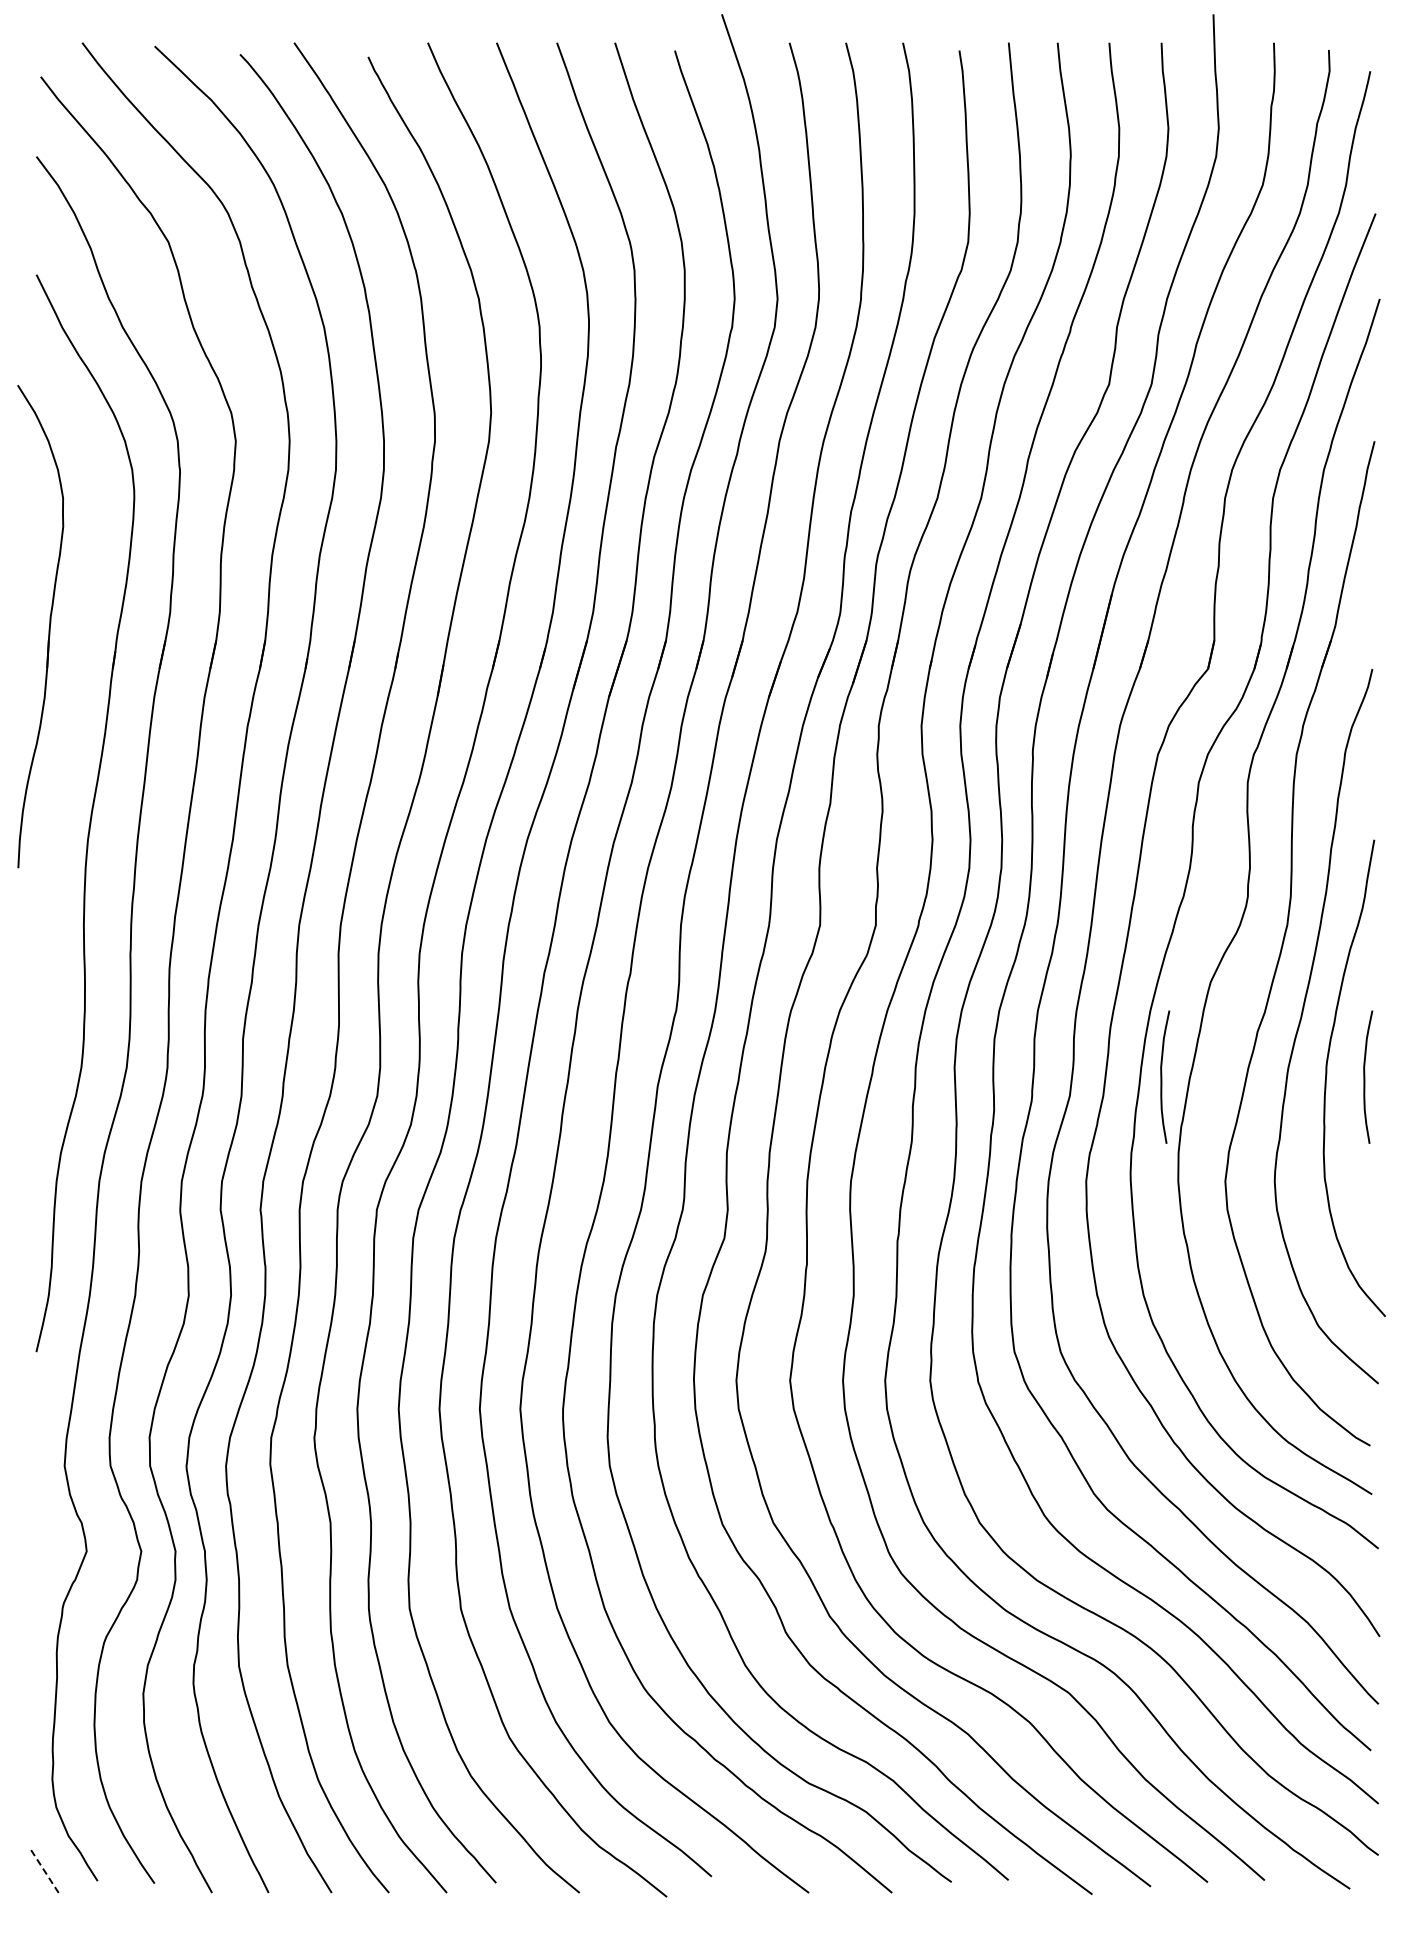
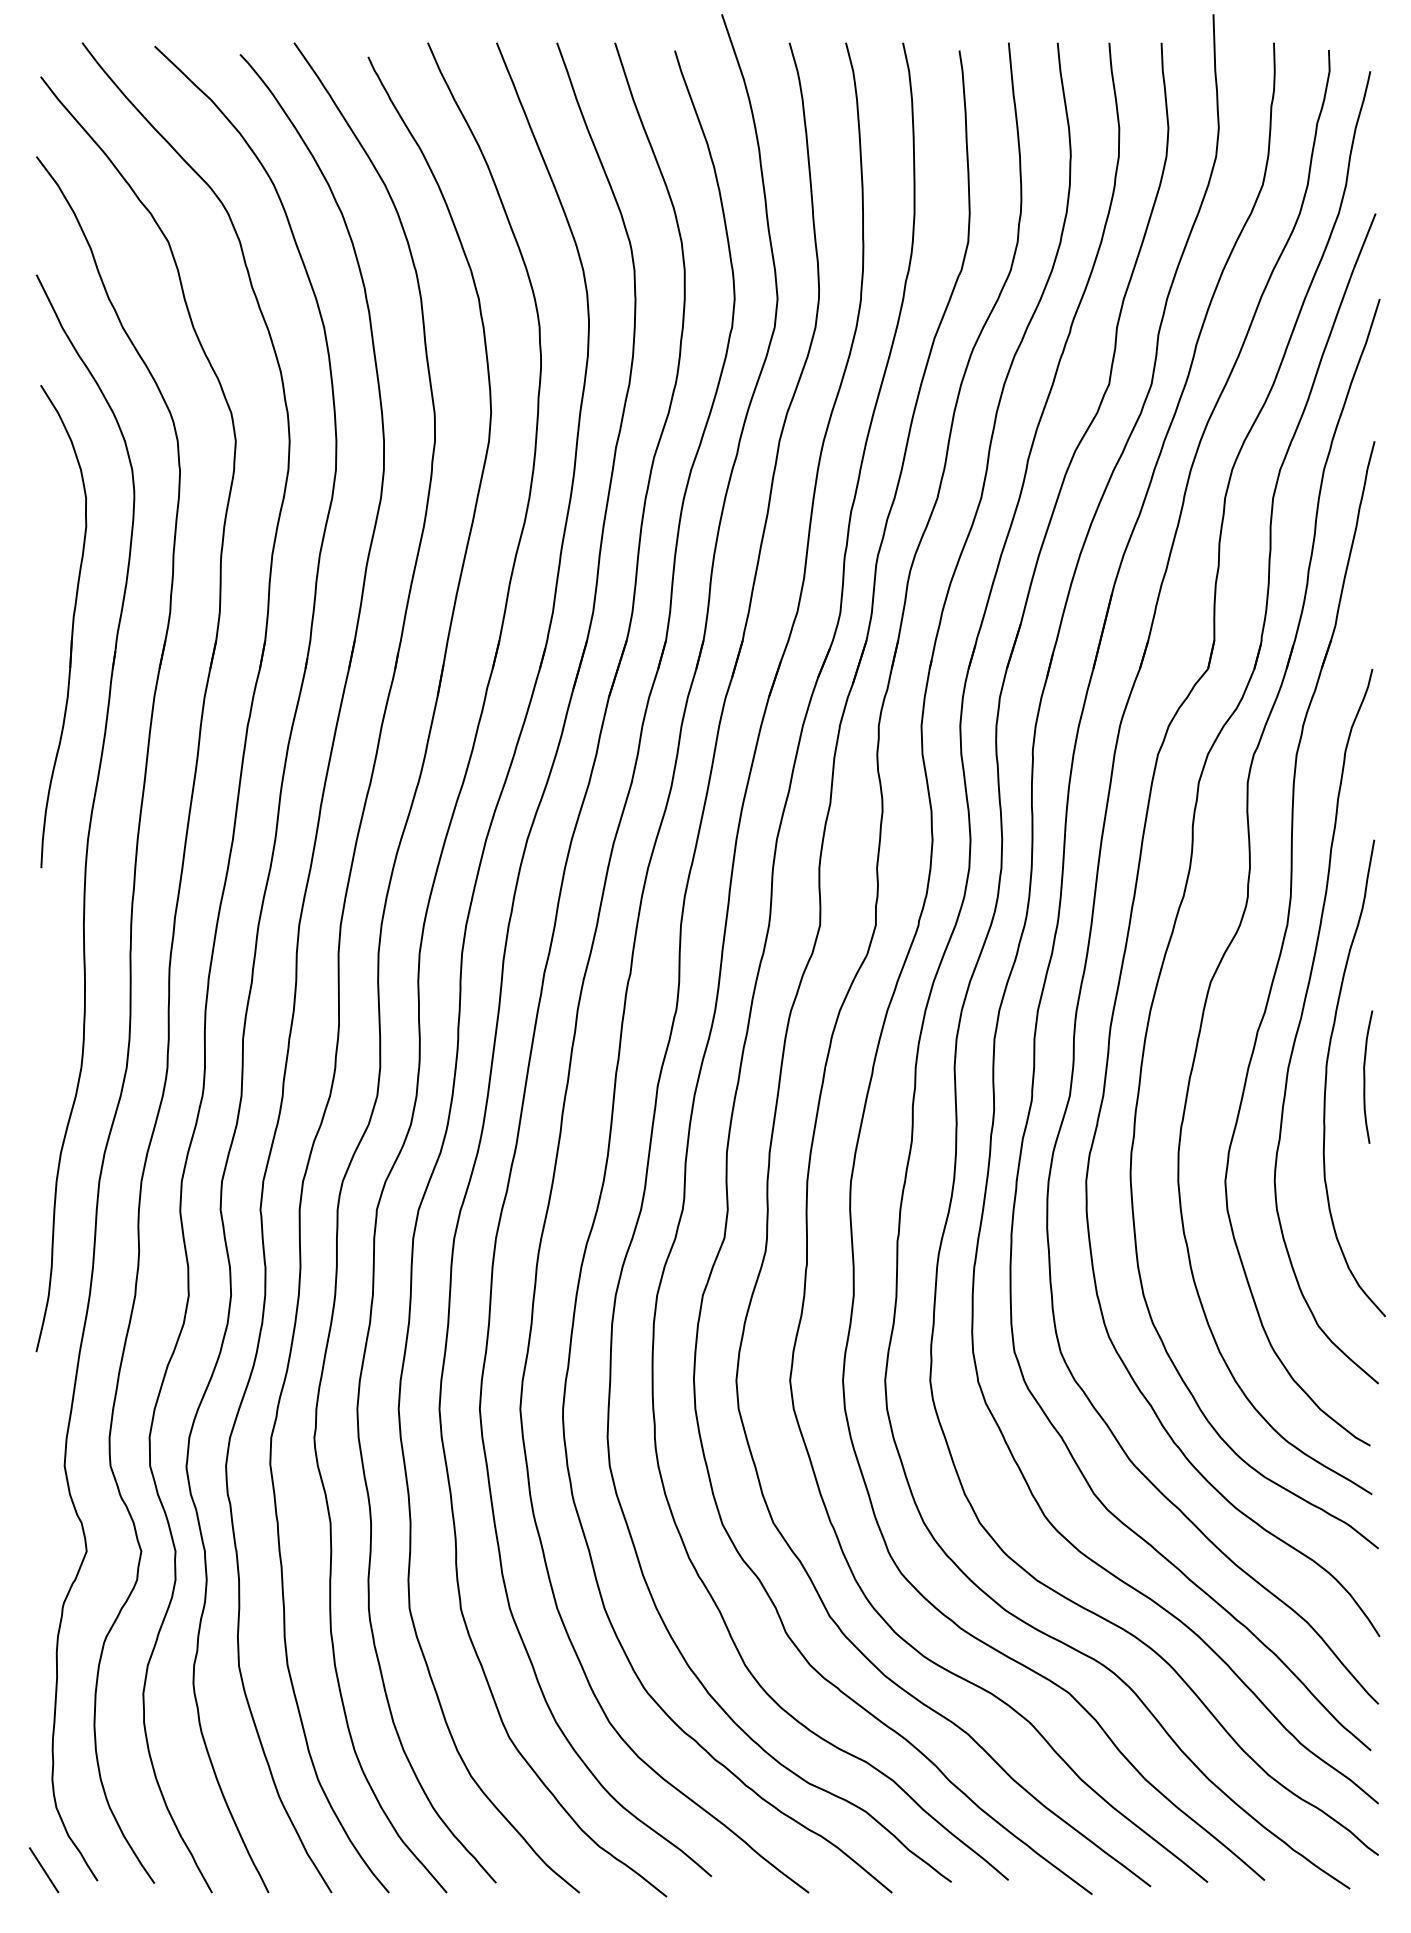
part position: (48, 628) -> (71, 628) (71, 628)
curve: present -> none (1162, 1076)
line: dashed -> solid (43, 1869)
